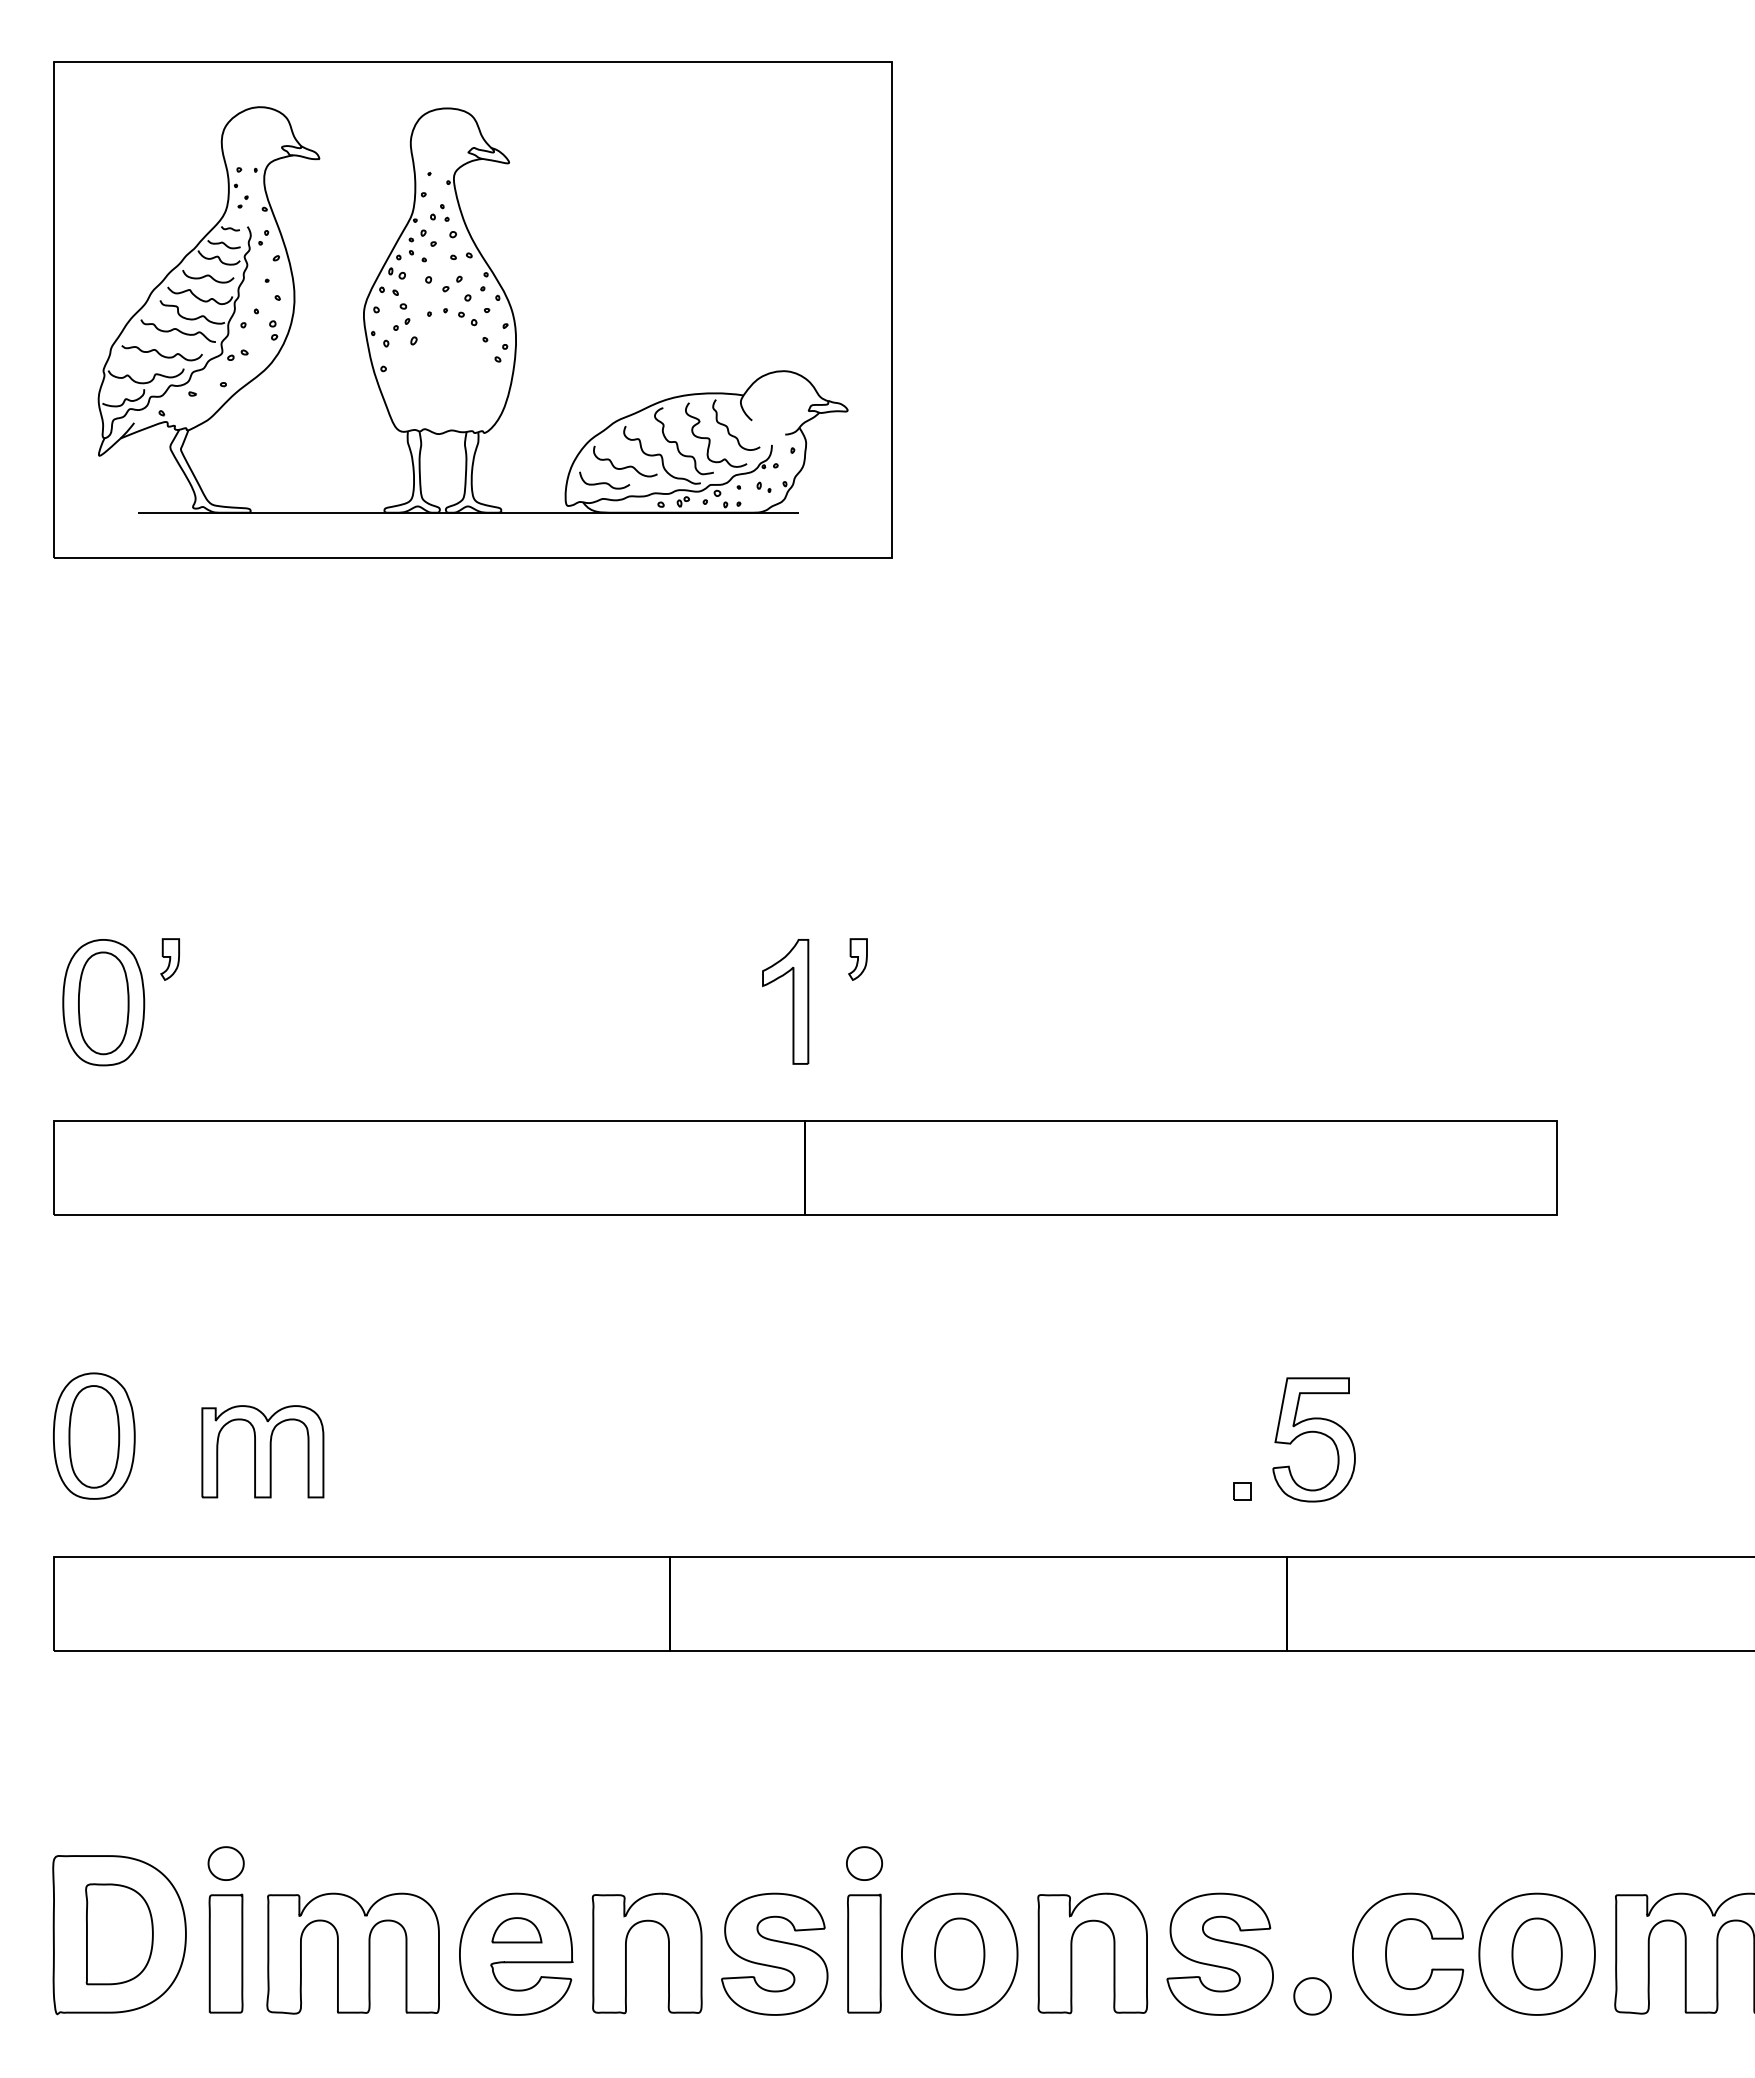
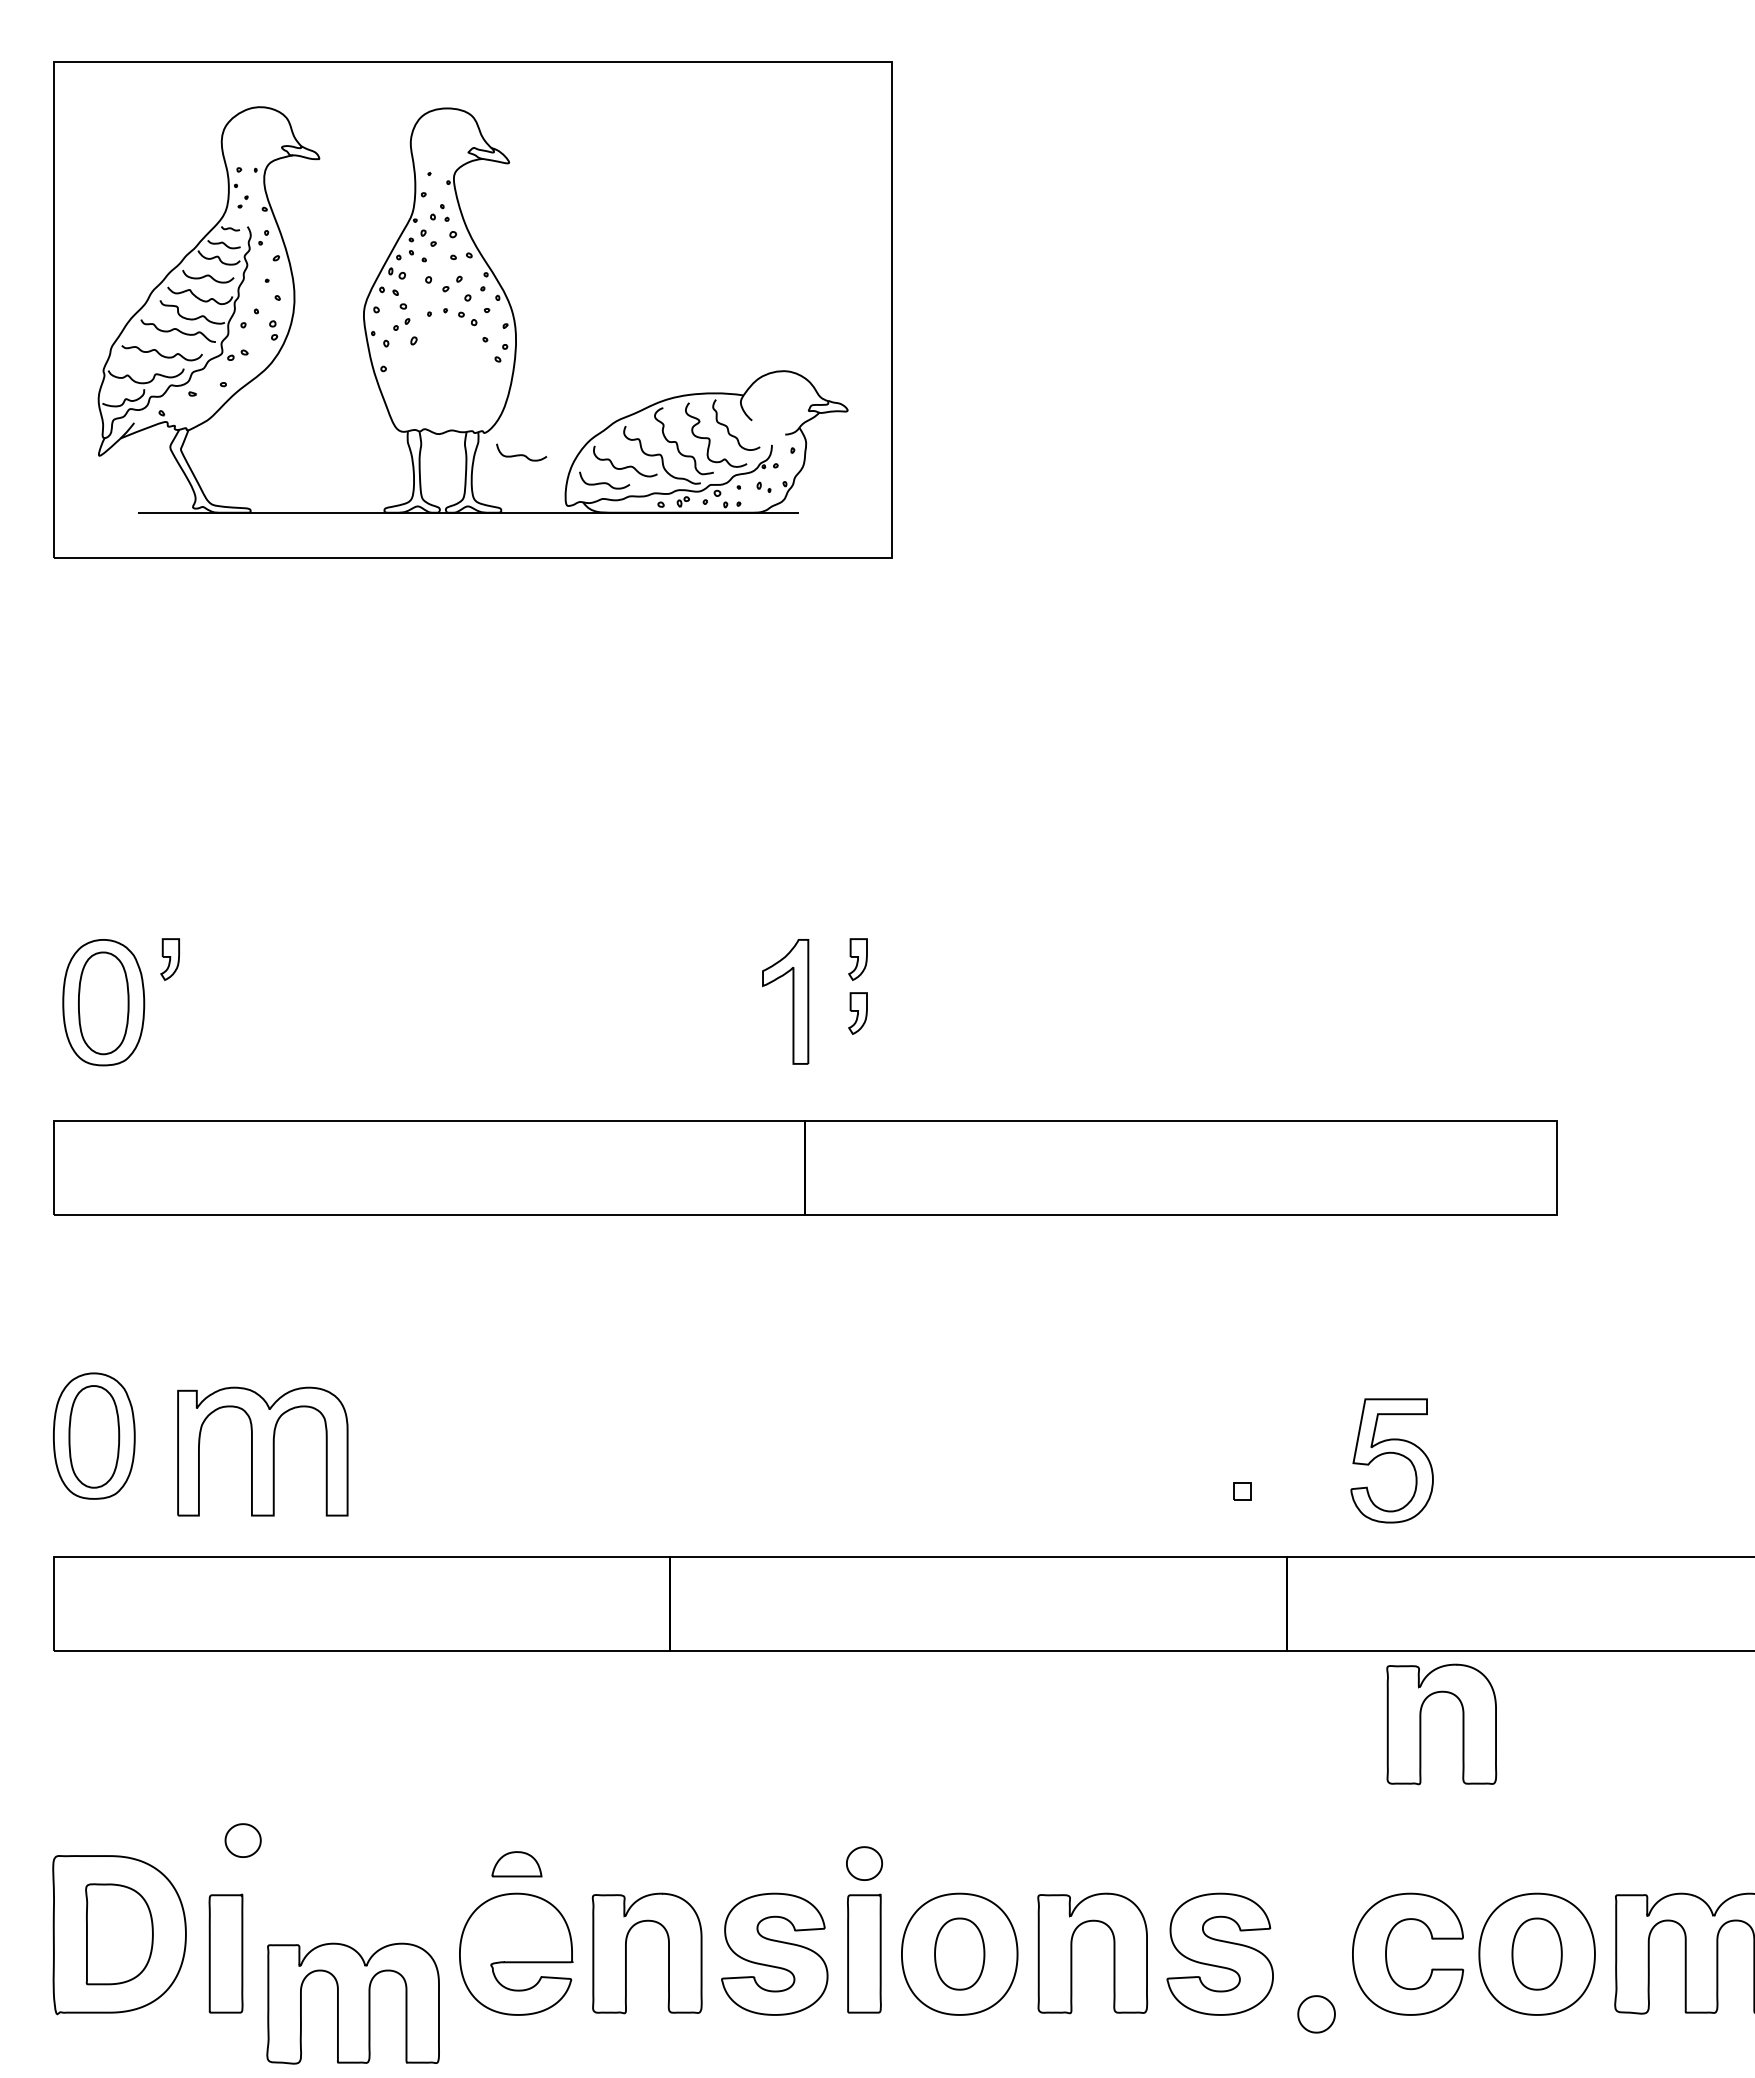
curve: none -> present (521, 454)
part: none -> present (857, 1013)
part position: (1313, 1432) -> (1391, 1453) (1391, 1453)
part size: 124x94 px -> 172x131 px (262, 1451)
part: none -> present (1421, 1724)
part position: (225, 1863) -> (242, 1840) (242, 1840)
part position: (516, 1930) -> (516, 1864) (516, 1864)
part position: (352, 1953) -> (352, 2003) (352, 2003)
part position: (1312, 1996) -> (1316, 2014) (1316, 2014)
